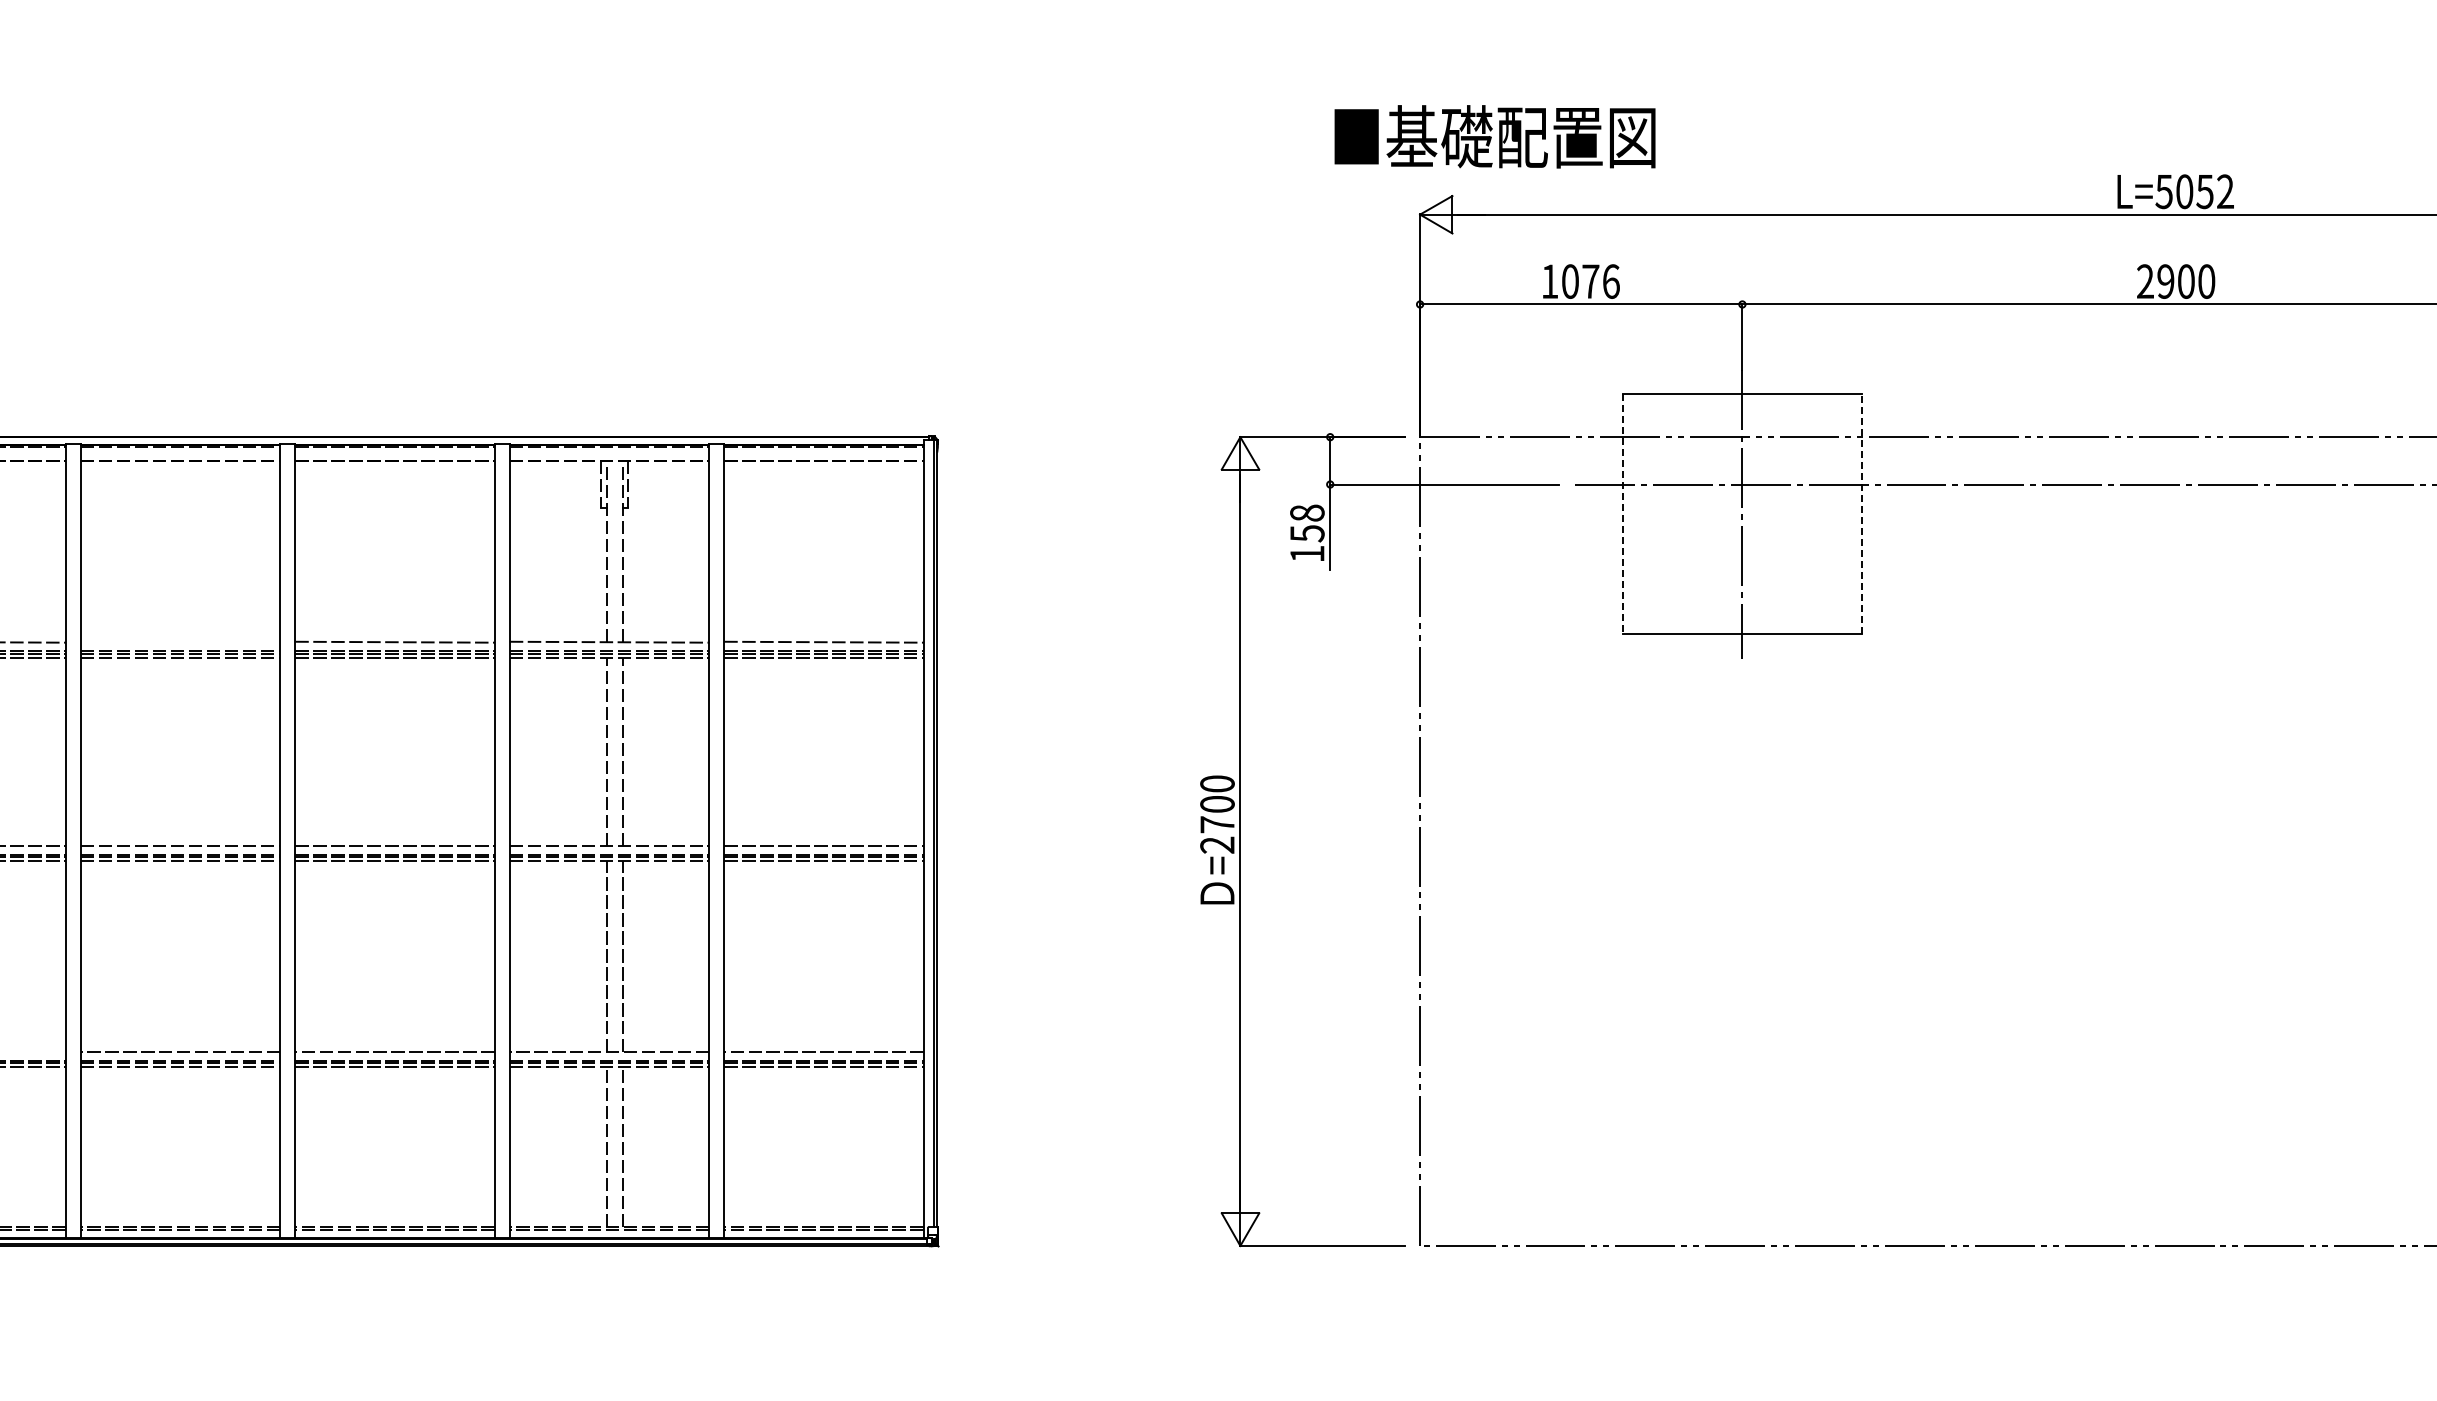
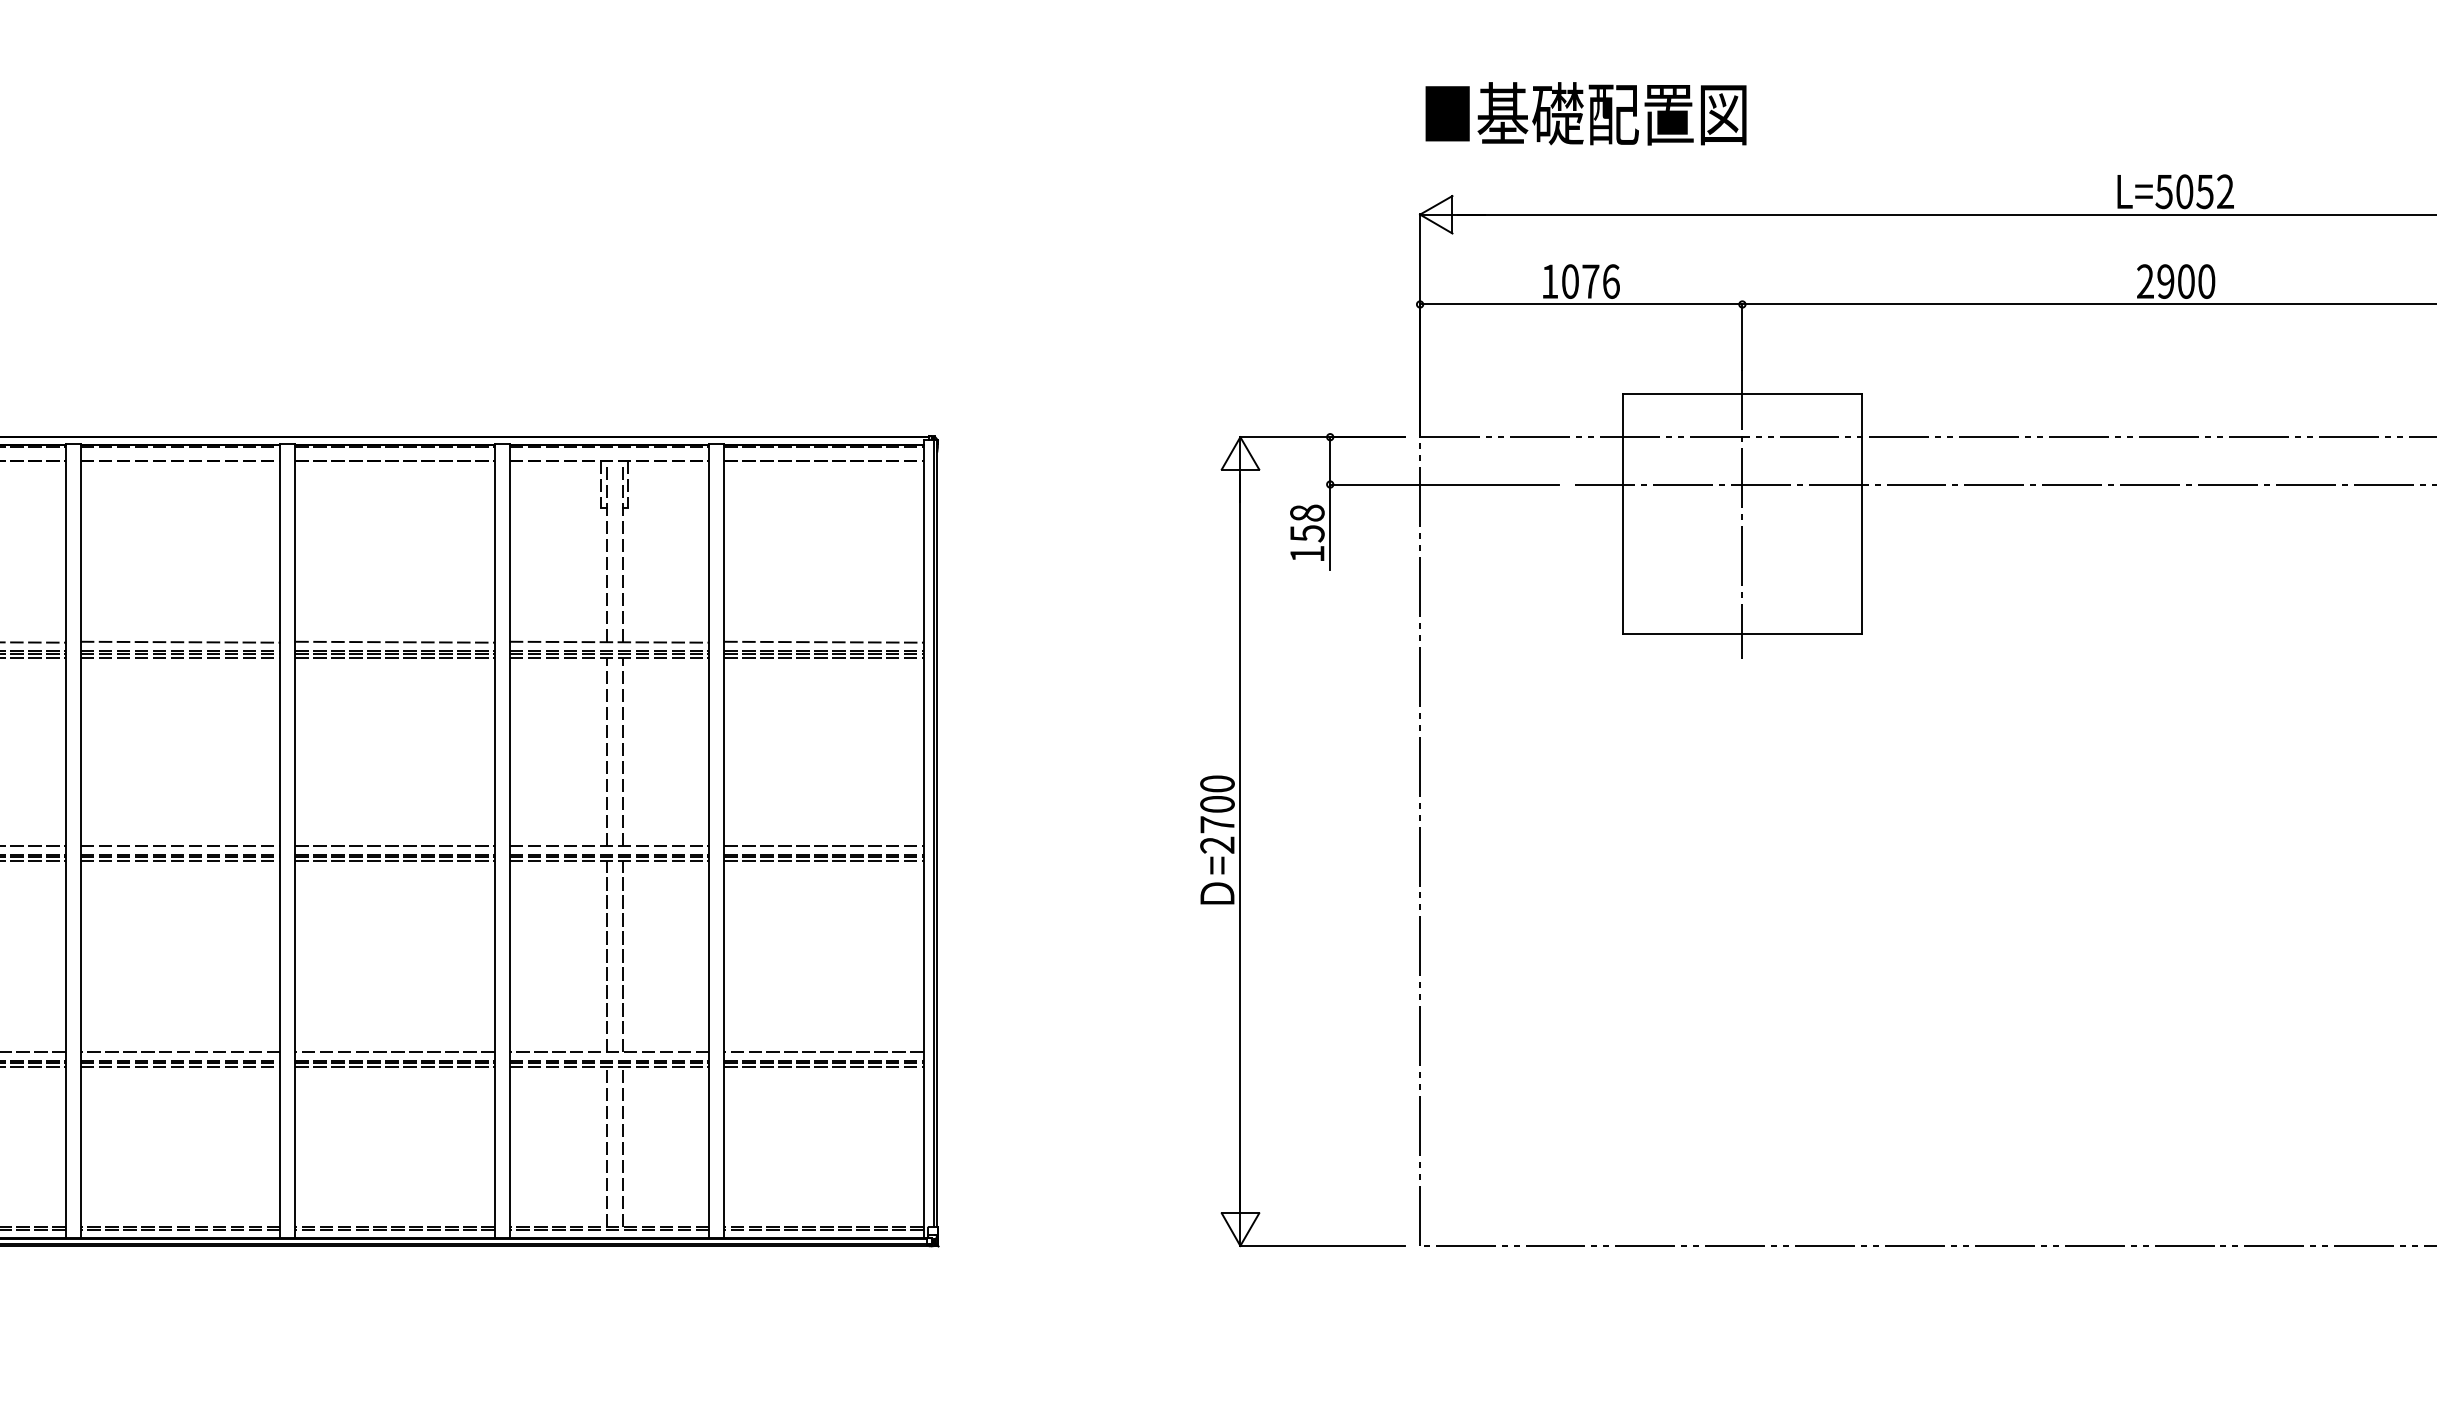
text position: (1494, 136) -> (1585, 113) (1585, 113)
line: dashed -> solid (1622, 514)
line: dashed -> solid (1862, 514)
line: none -> present (180, 641)
line: none -> present (33, 1052)
